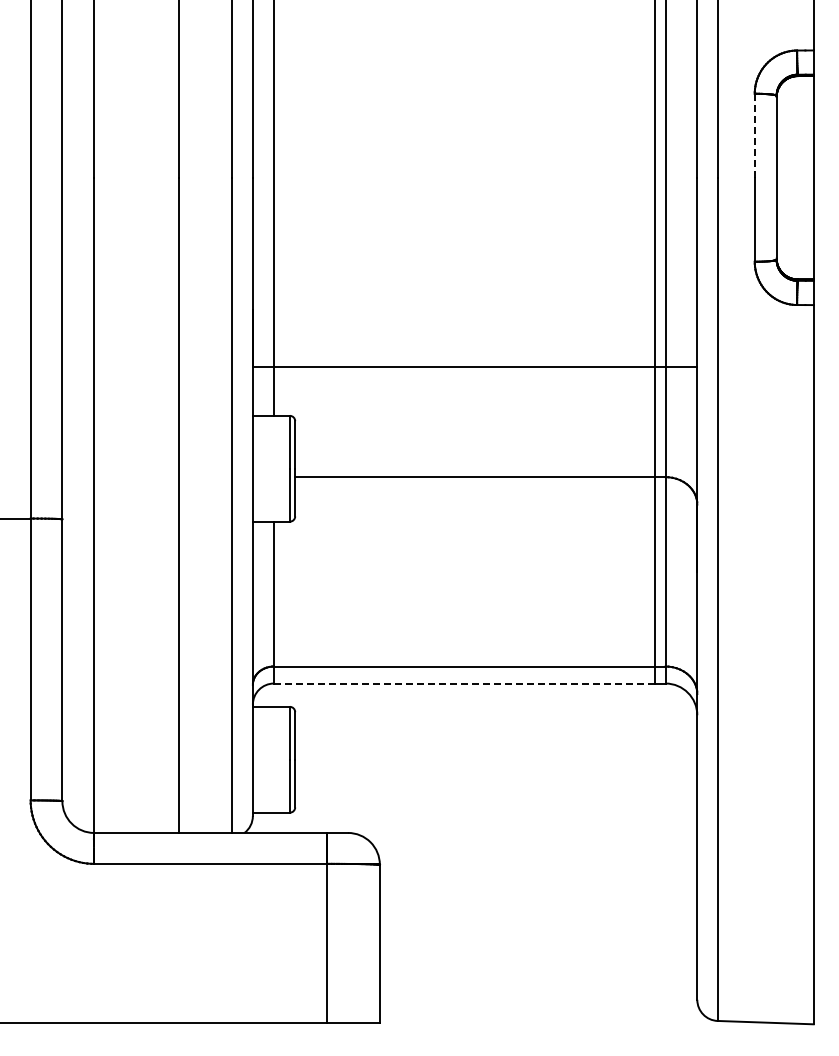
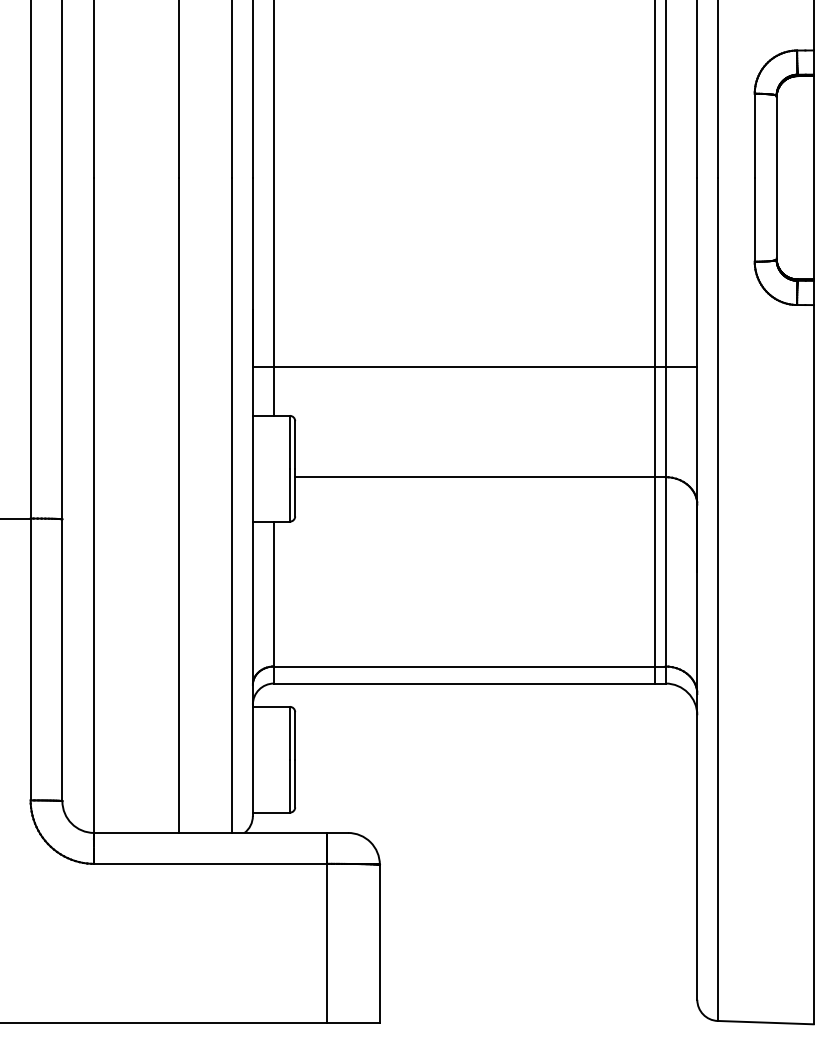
line: dashed -> solid (754, 135)
line: dashed -> solid (465, 683)
